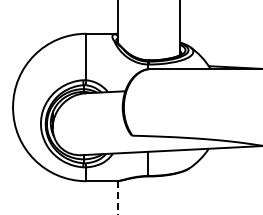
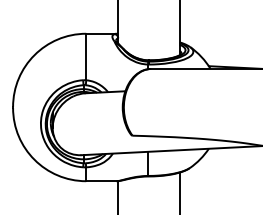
line: none -> present (179, 191)
line: dashed -> solid (118, 198)
